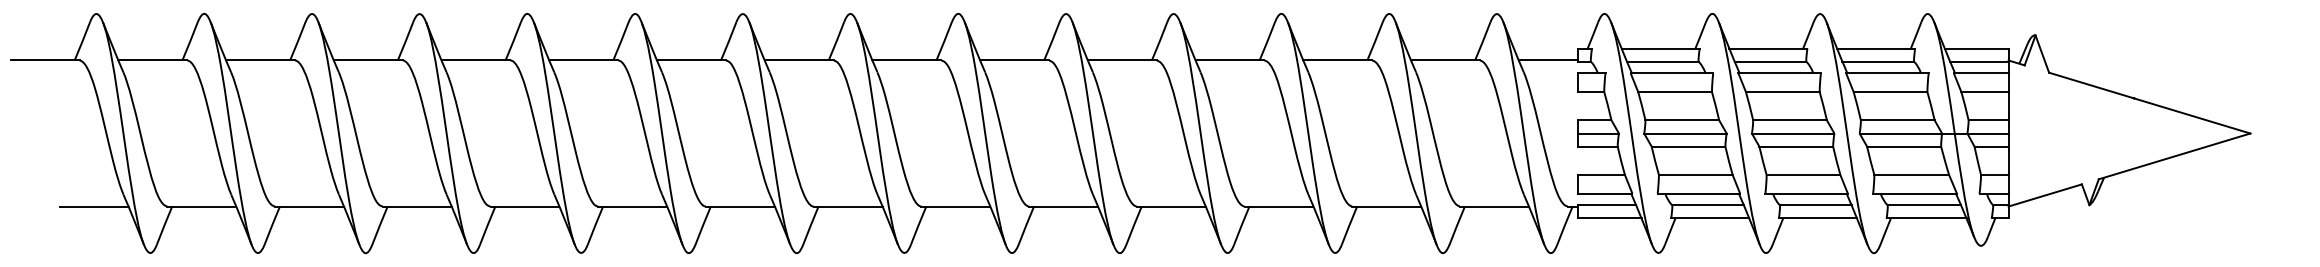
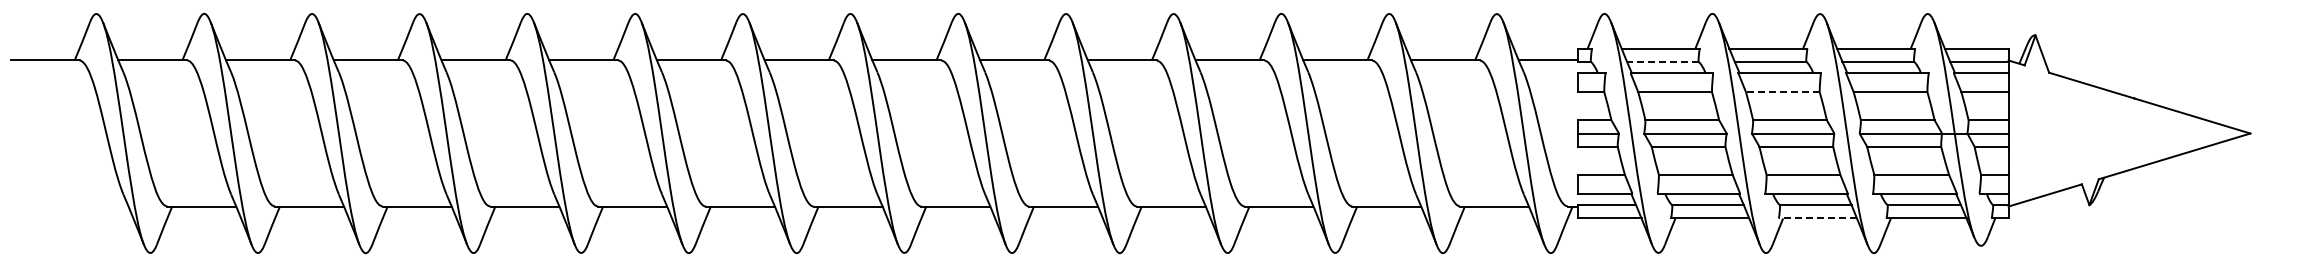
line: solid -> dashed (1662, 61)
line: solid -> dashed (1782, 92)
line: present -> none (93, 206)
line: solid -> dashed (1817, 218)
